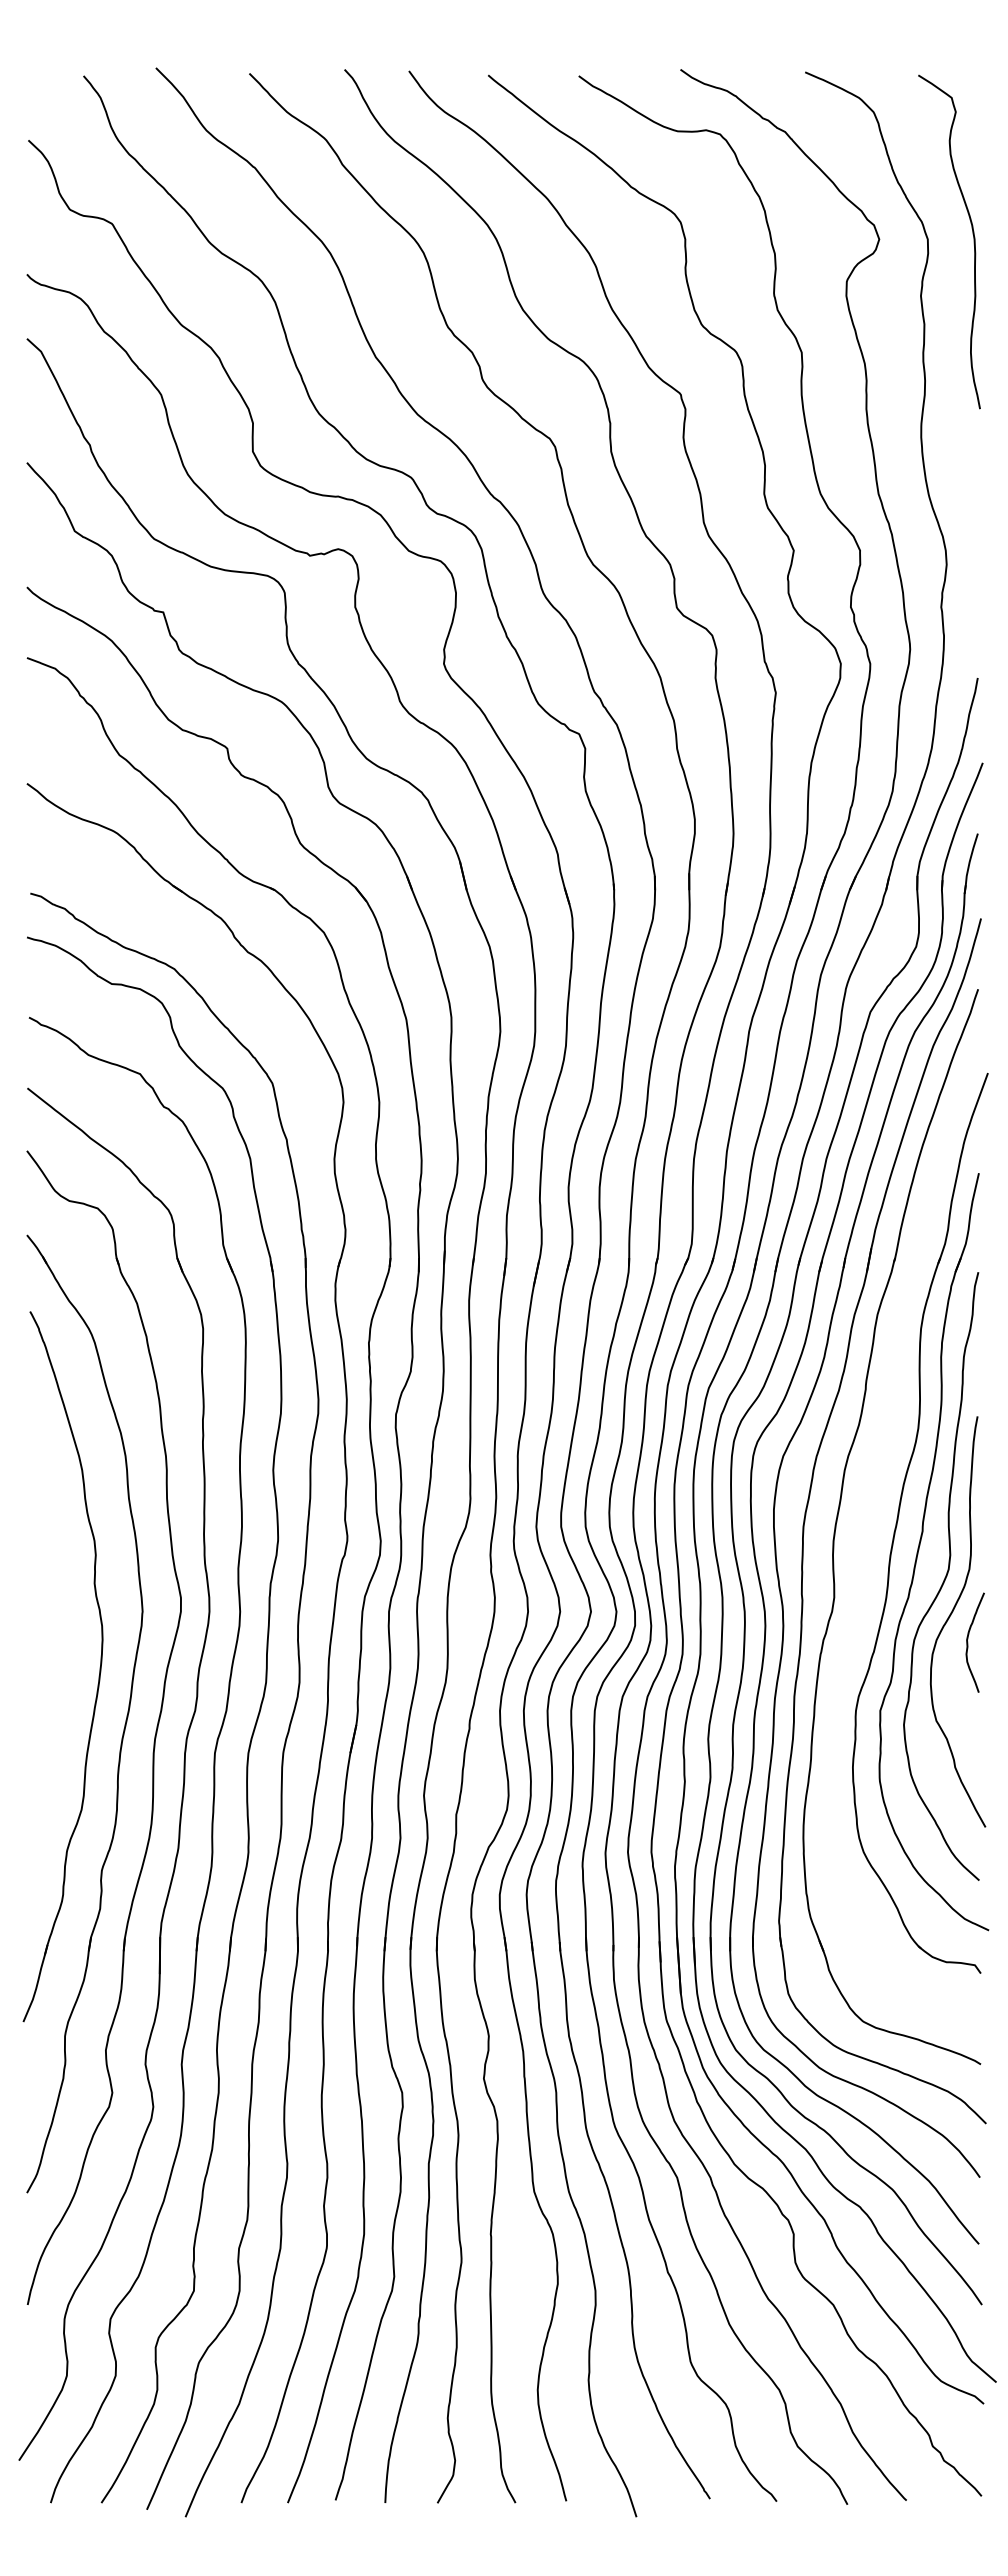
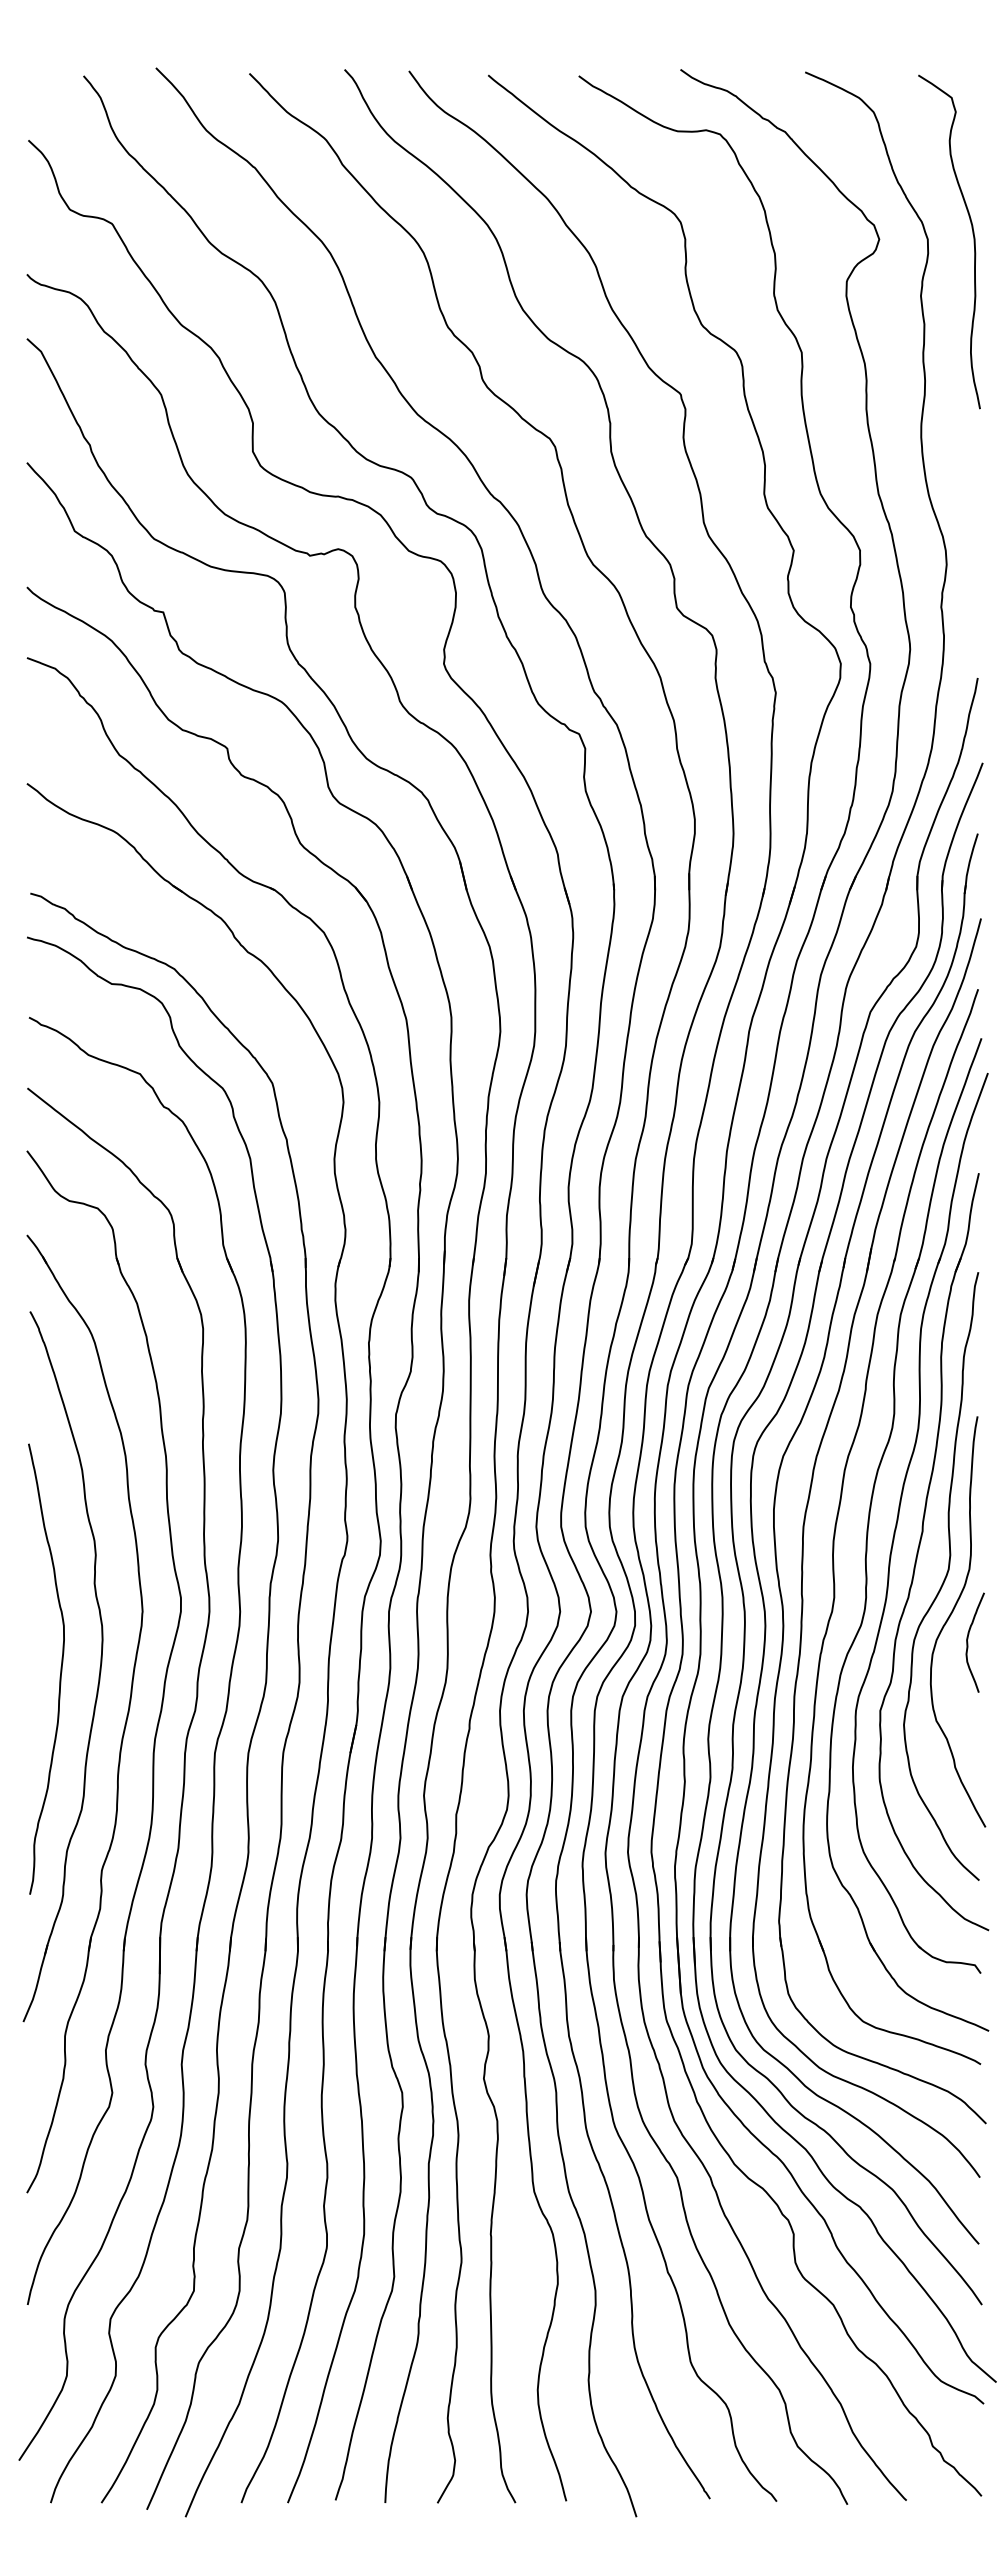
part: none -> present (868, 1534)
curve: none -> present (60, 1668)
